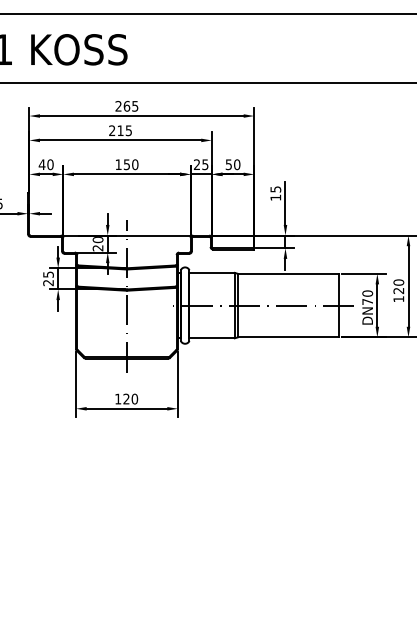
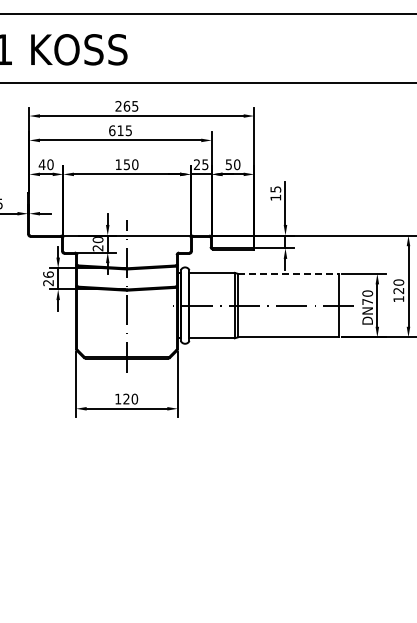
text: 215 -> 615 (112, 130)
line: solid -> dashed (288, 273)
text: 25 -> 26 (48, 274)
